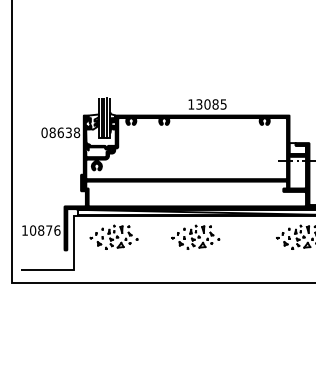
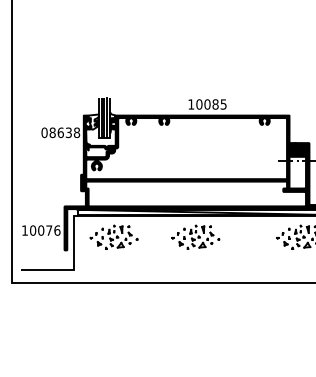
text: 13085 -> 10085 (199, 104)
hatch: none -> present (297, 148)
text: 10876 -> 10076 (41, 230)
